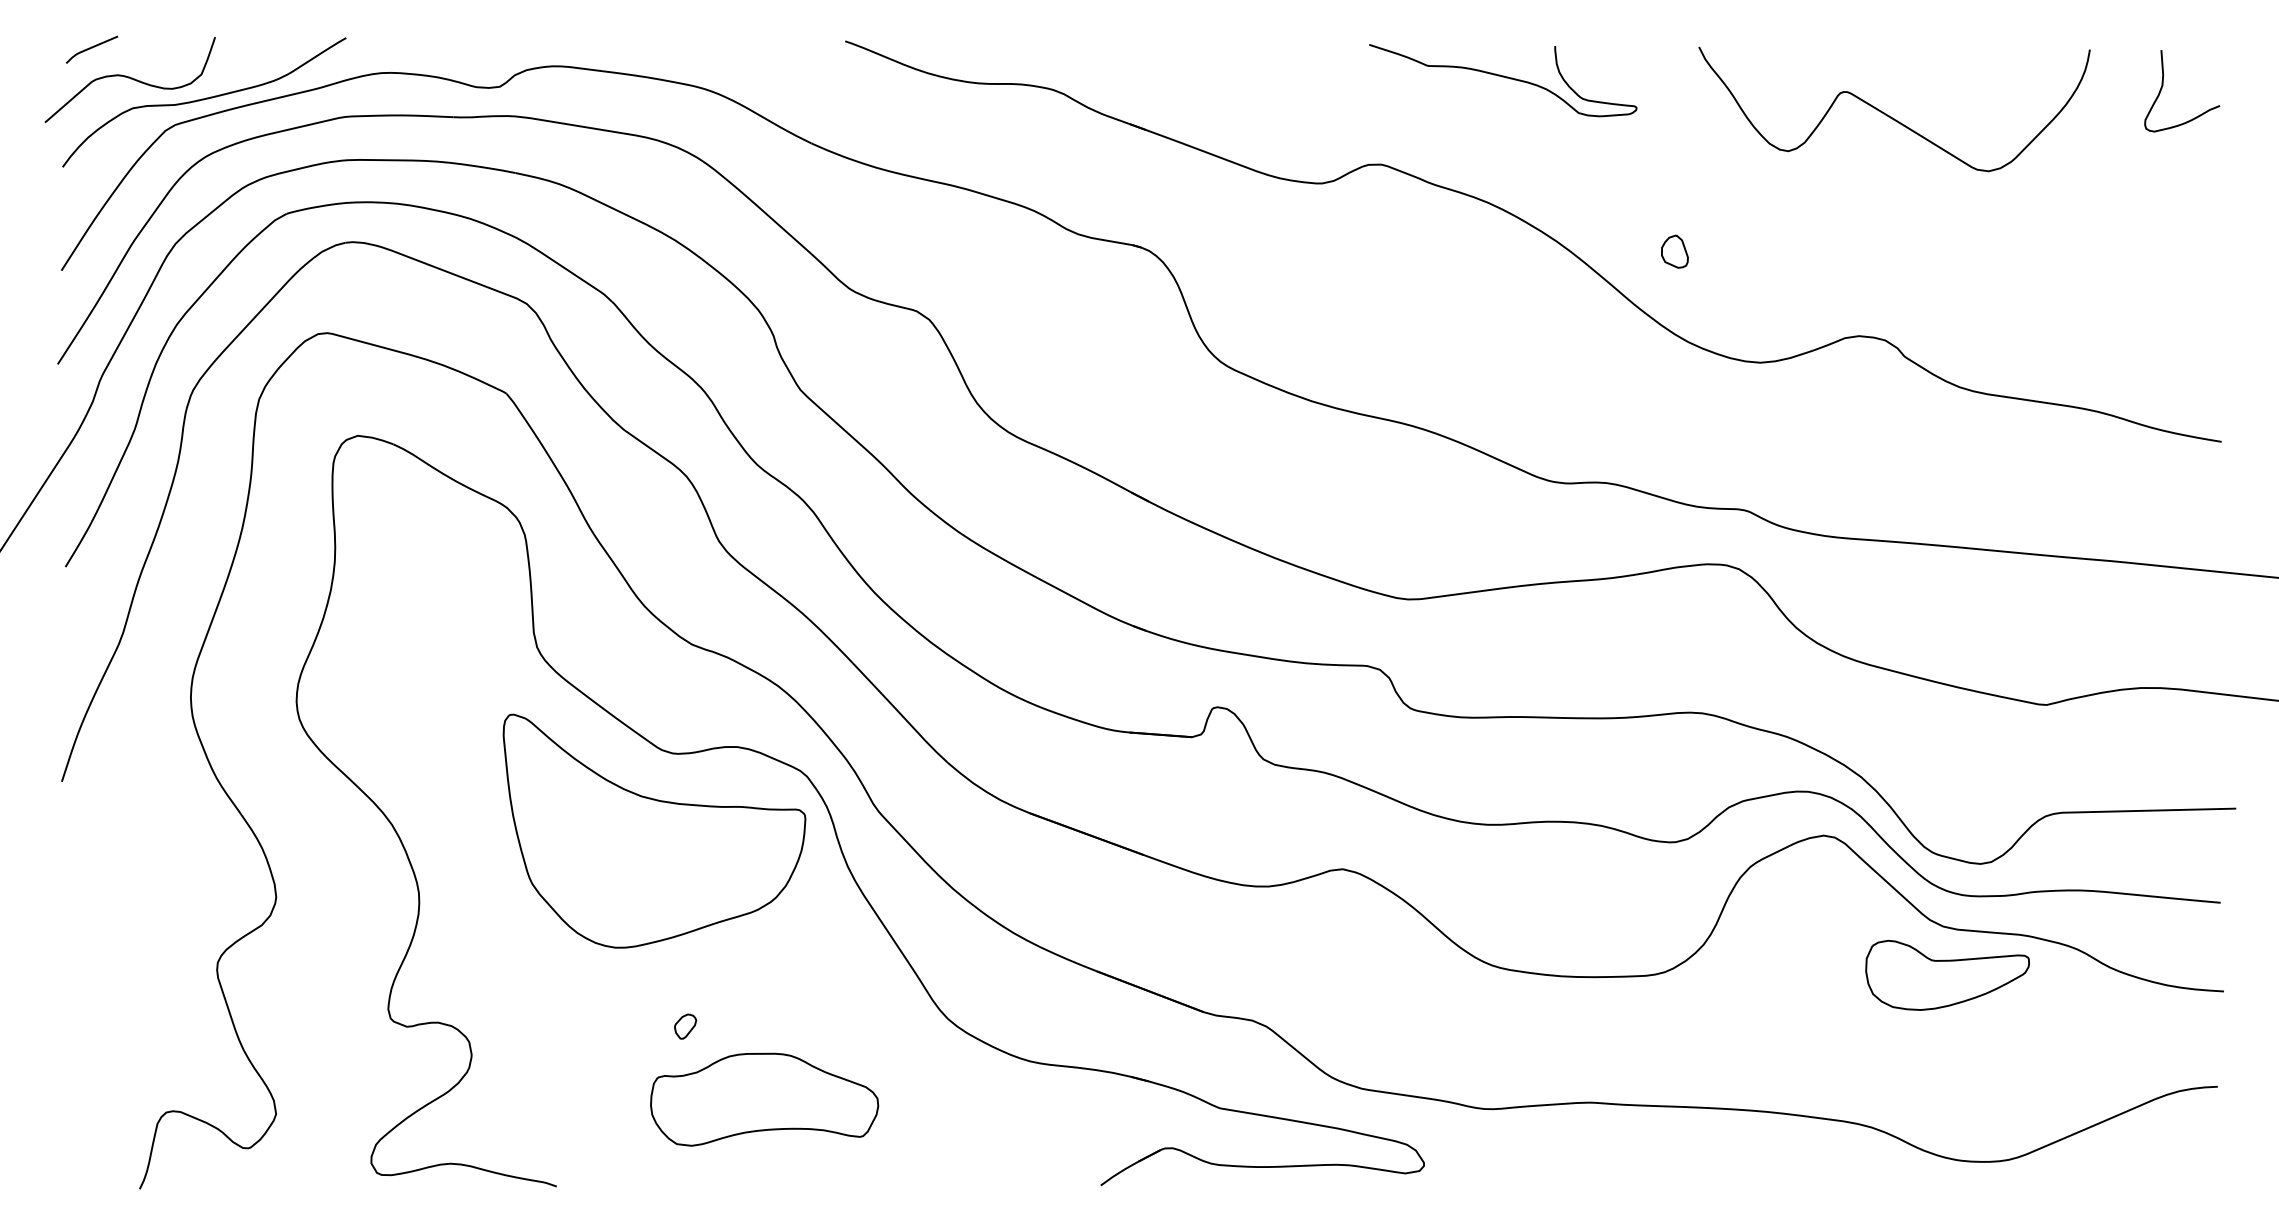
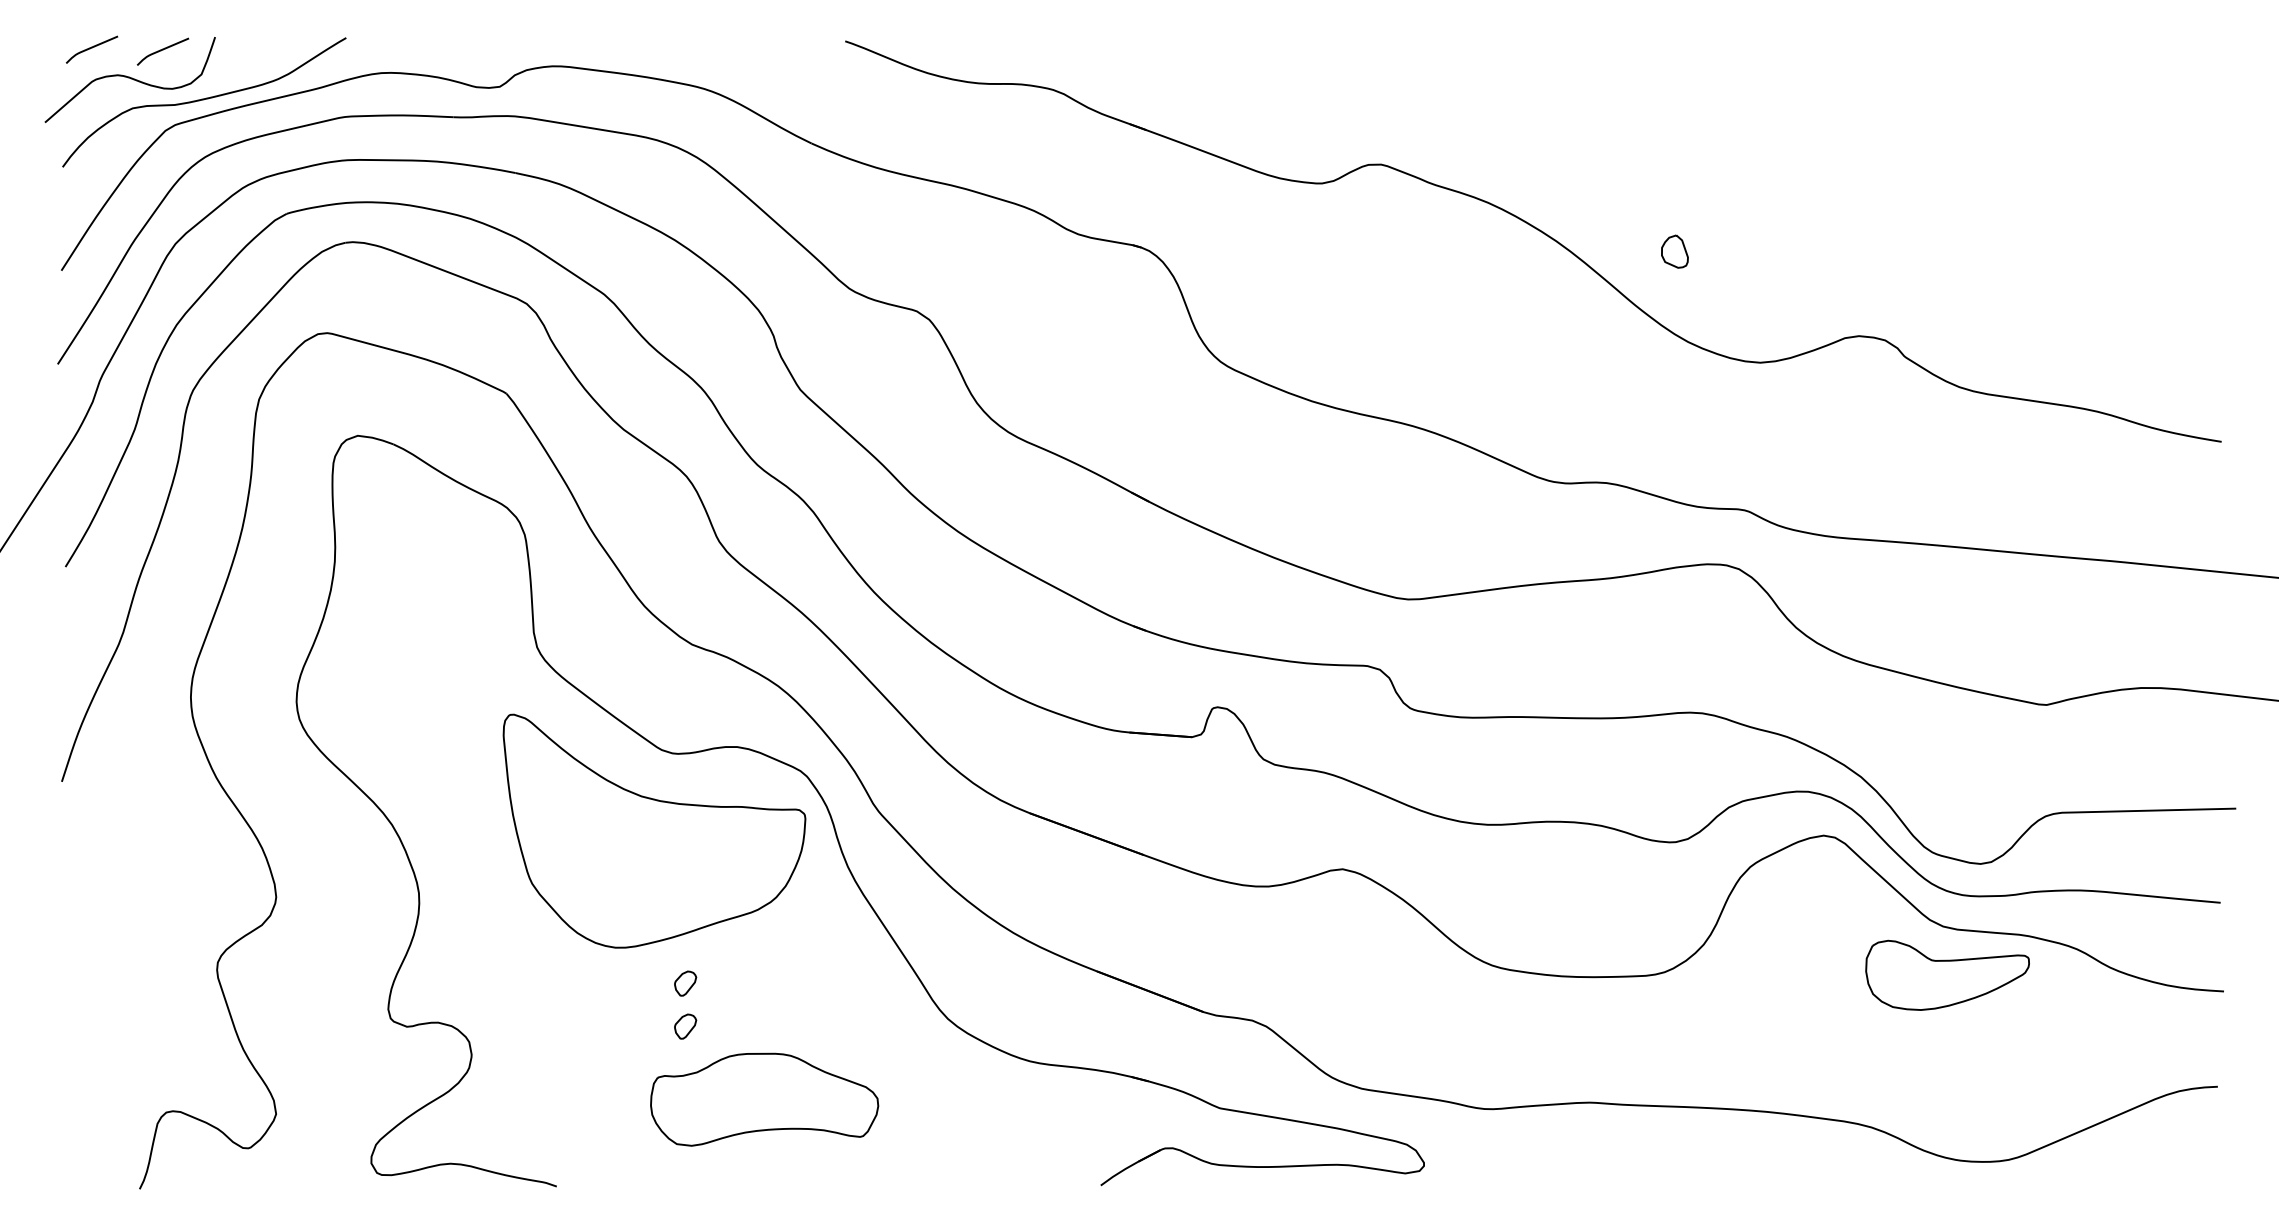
curve: none -> present (162, 50)
curve: present -> none (1503, 77)
curve: present -> none (2163, 85)
curve: present -> none (1891, 116)
part: none -> present (685, 983)
